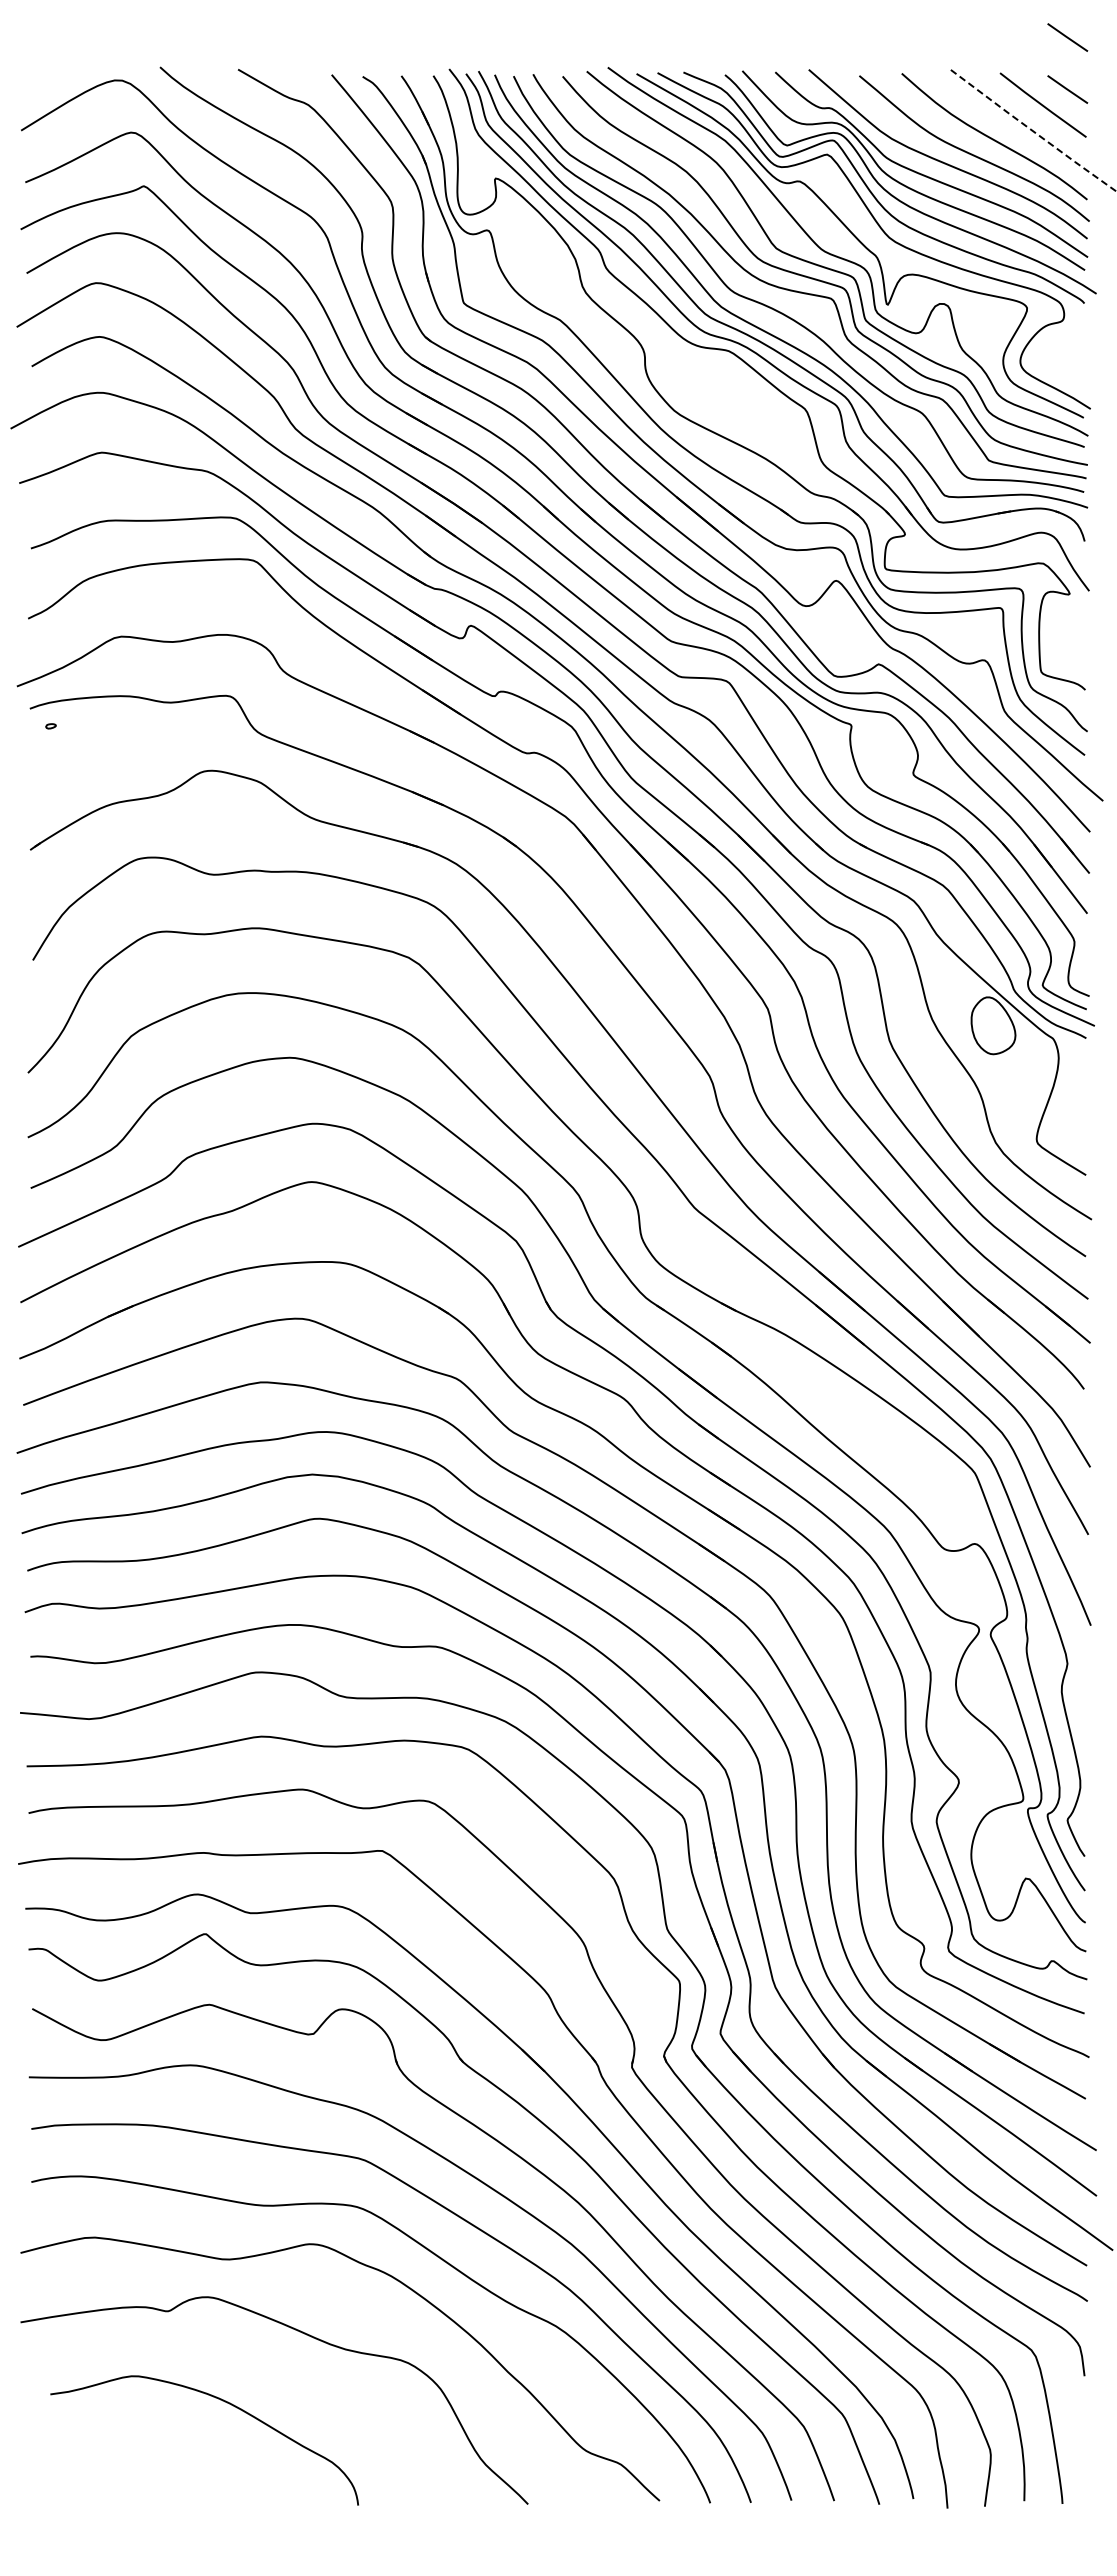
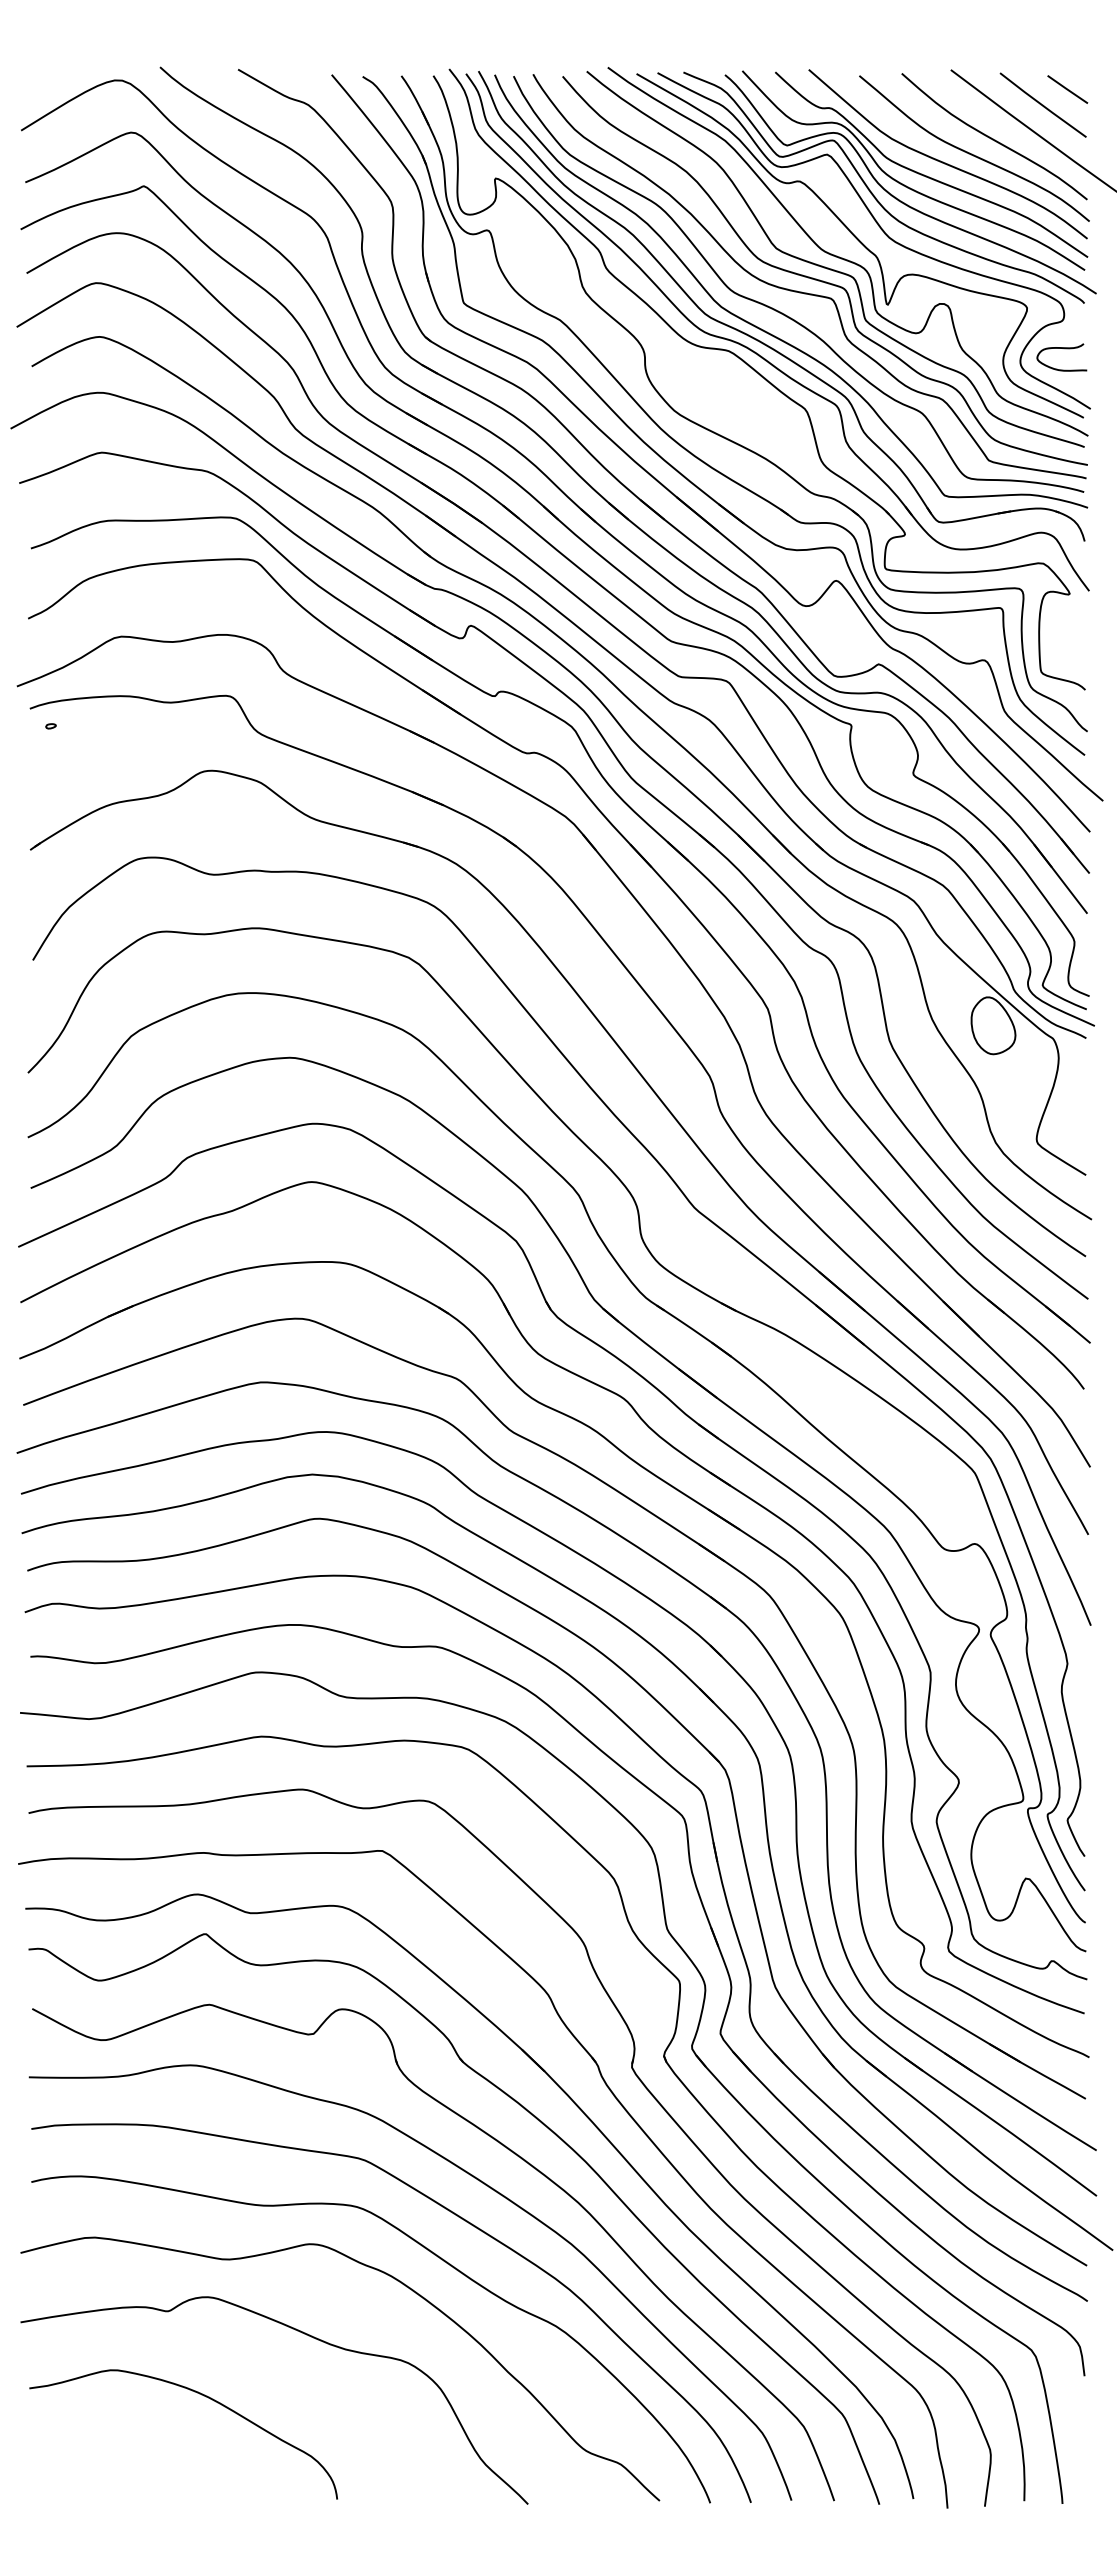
line: present -> none (1067, 37)
line: dashed -> solid (1033, 131)
curve: none -> present (1064, 349)
curve position: (224, 2402) -> (203, 2396) (203, 2396)
